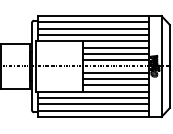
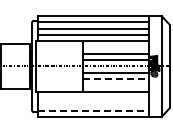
line: present -> none (115, 47)
line: solid -> dashed (116, 79)
line: present -> none (115, 85)
line: present -> none (92, 98)
line: present -> none (92, 104)
line: solid -> dashed (93, 110)
